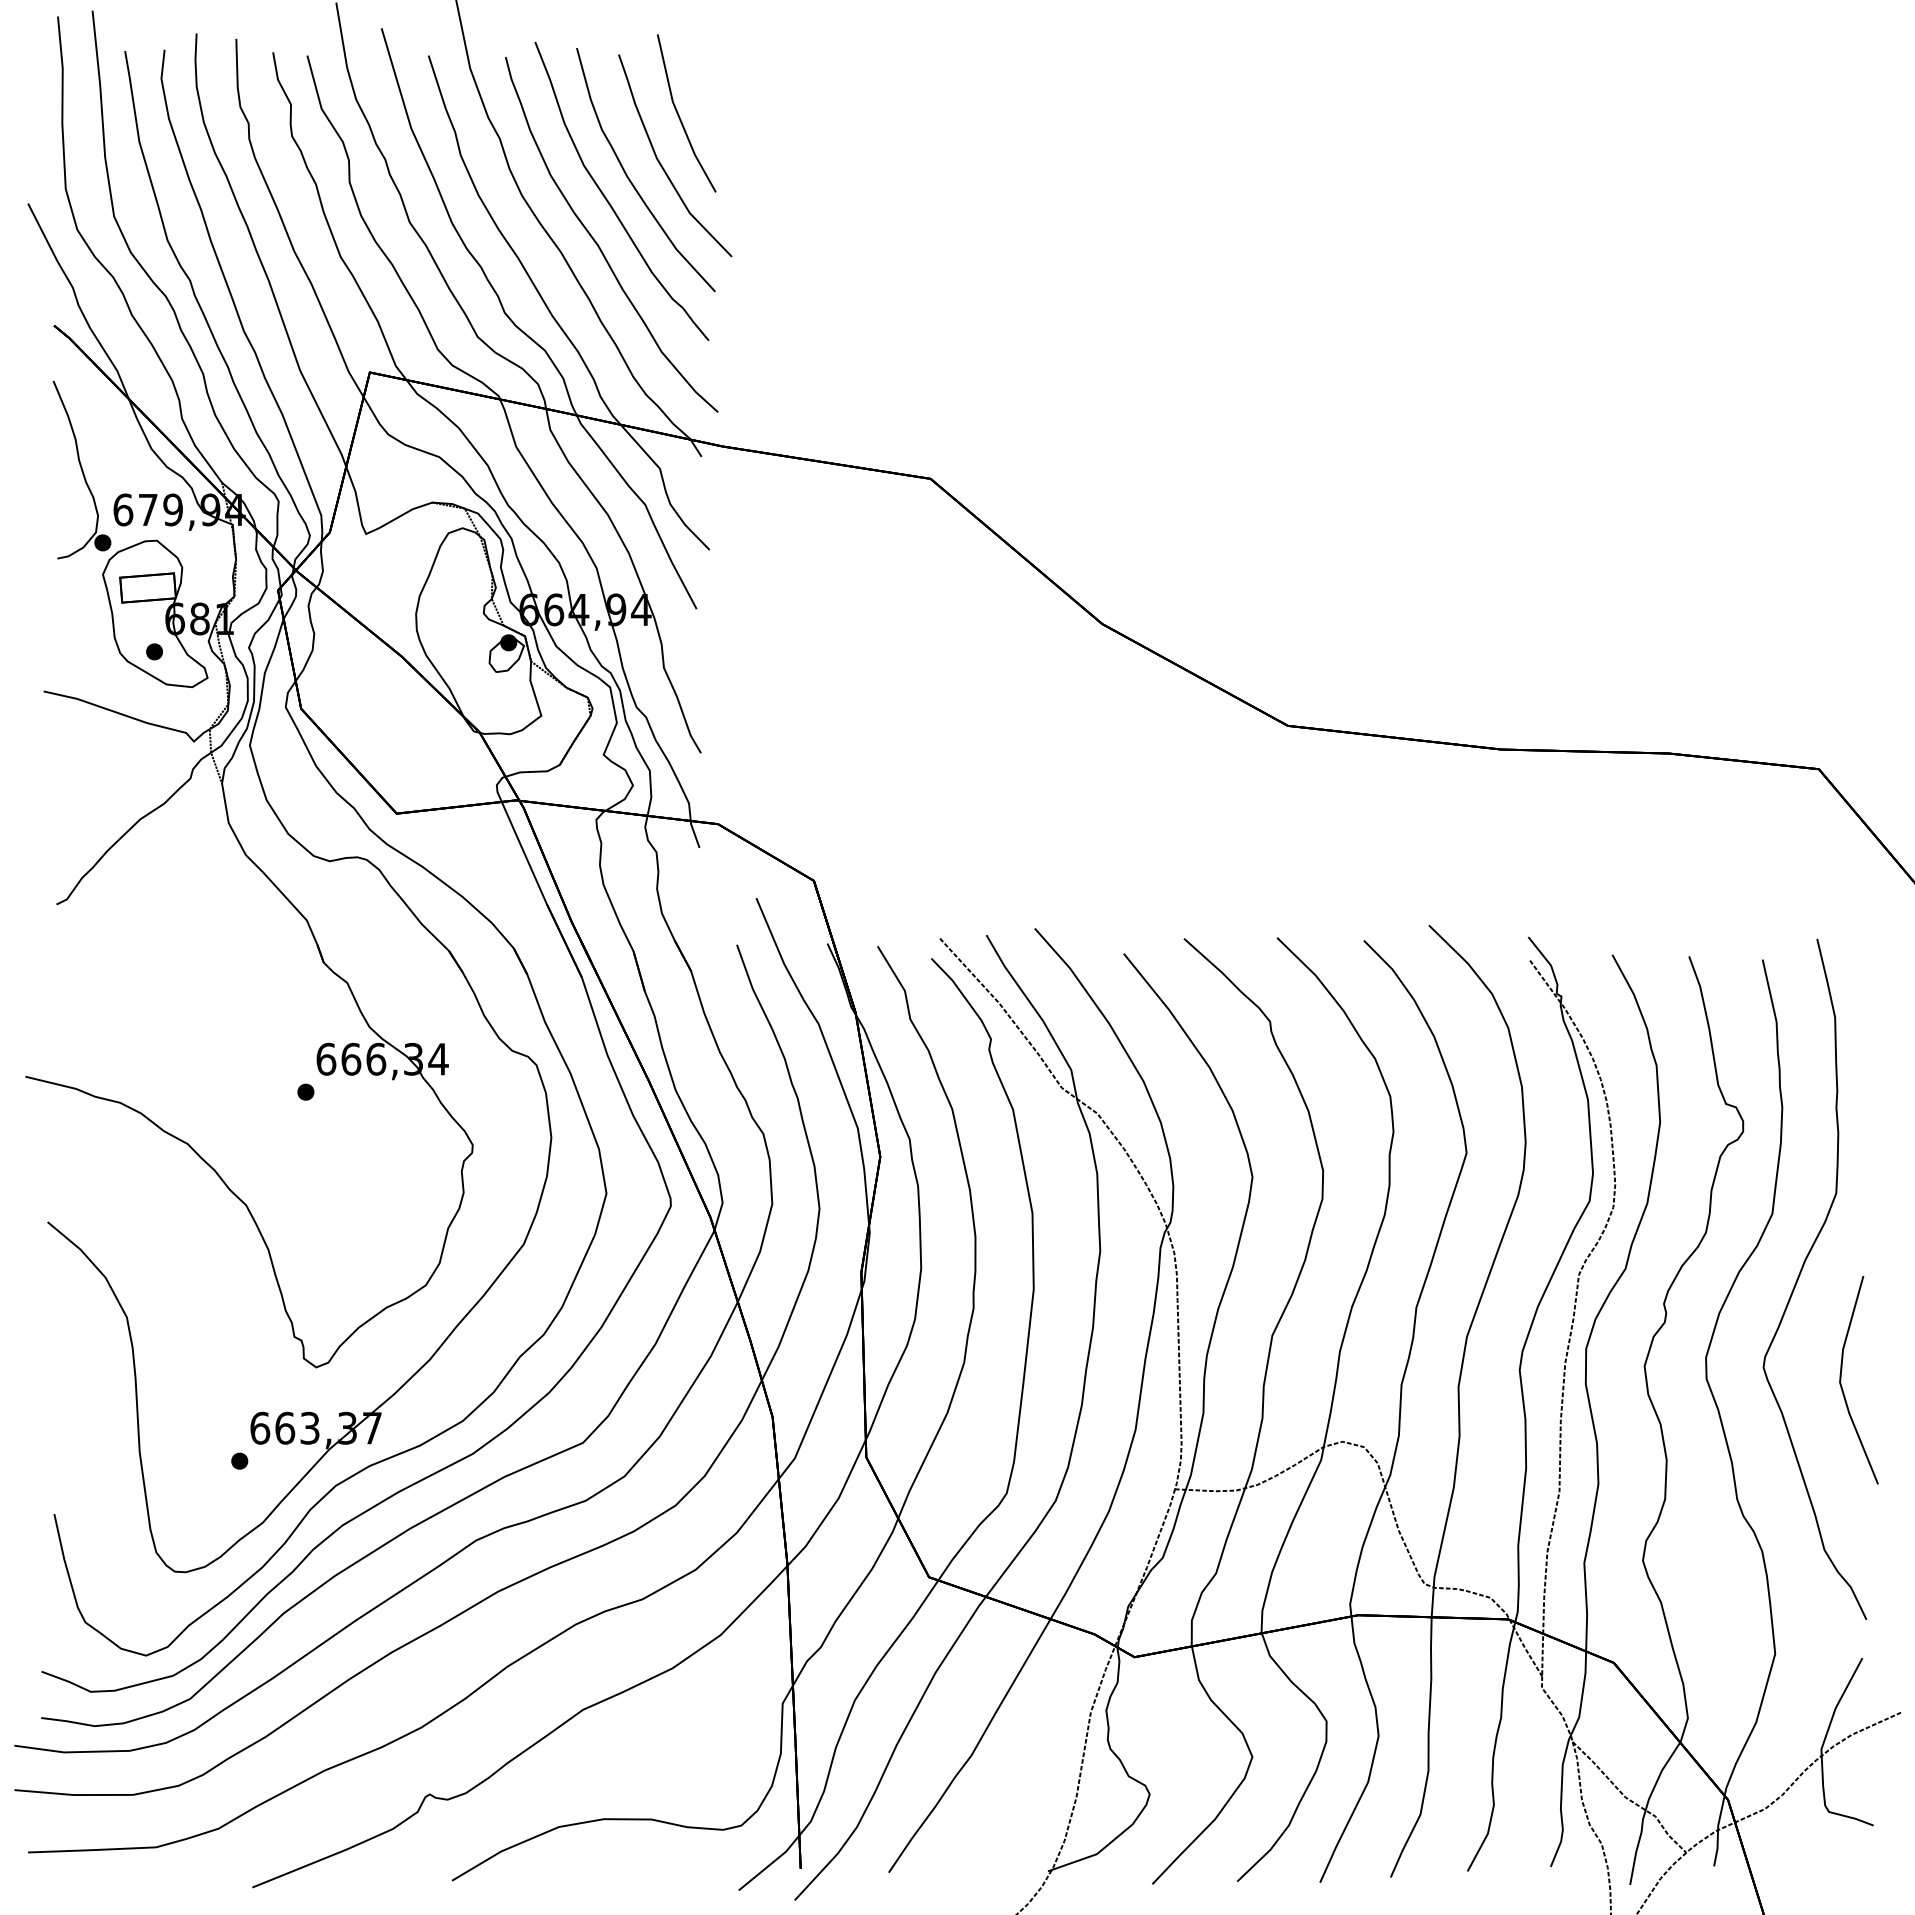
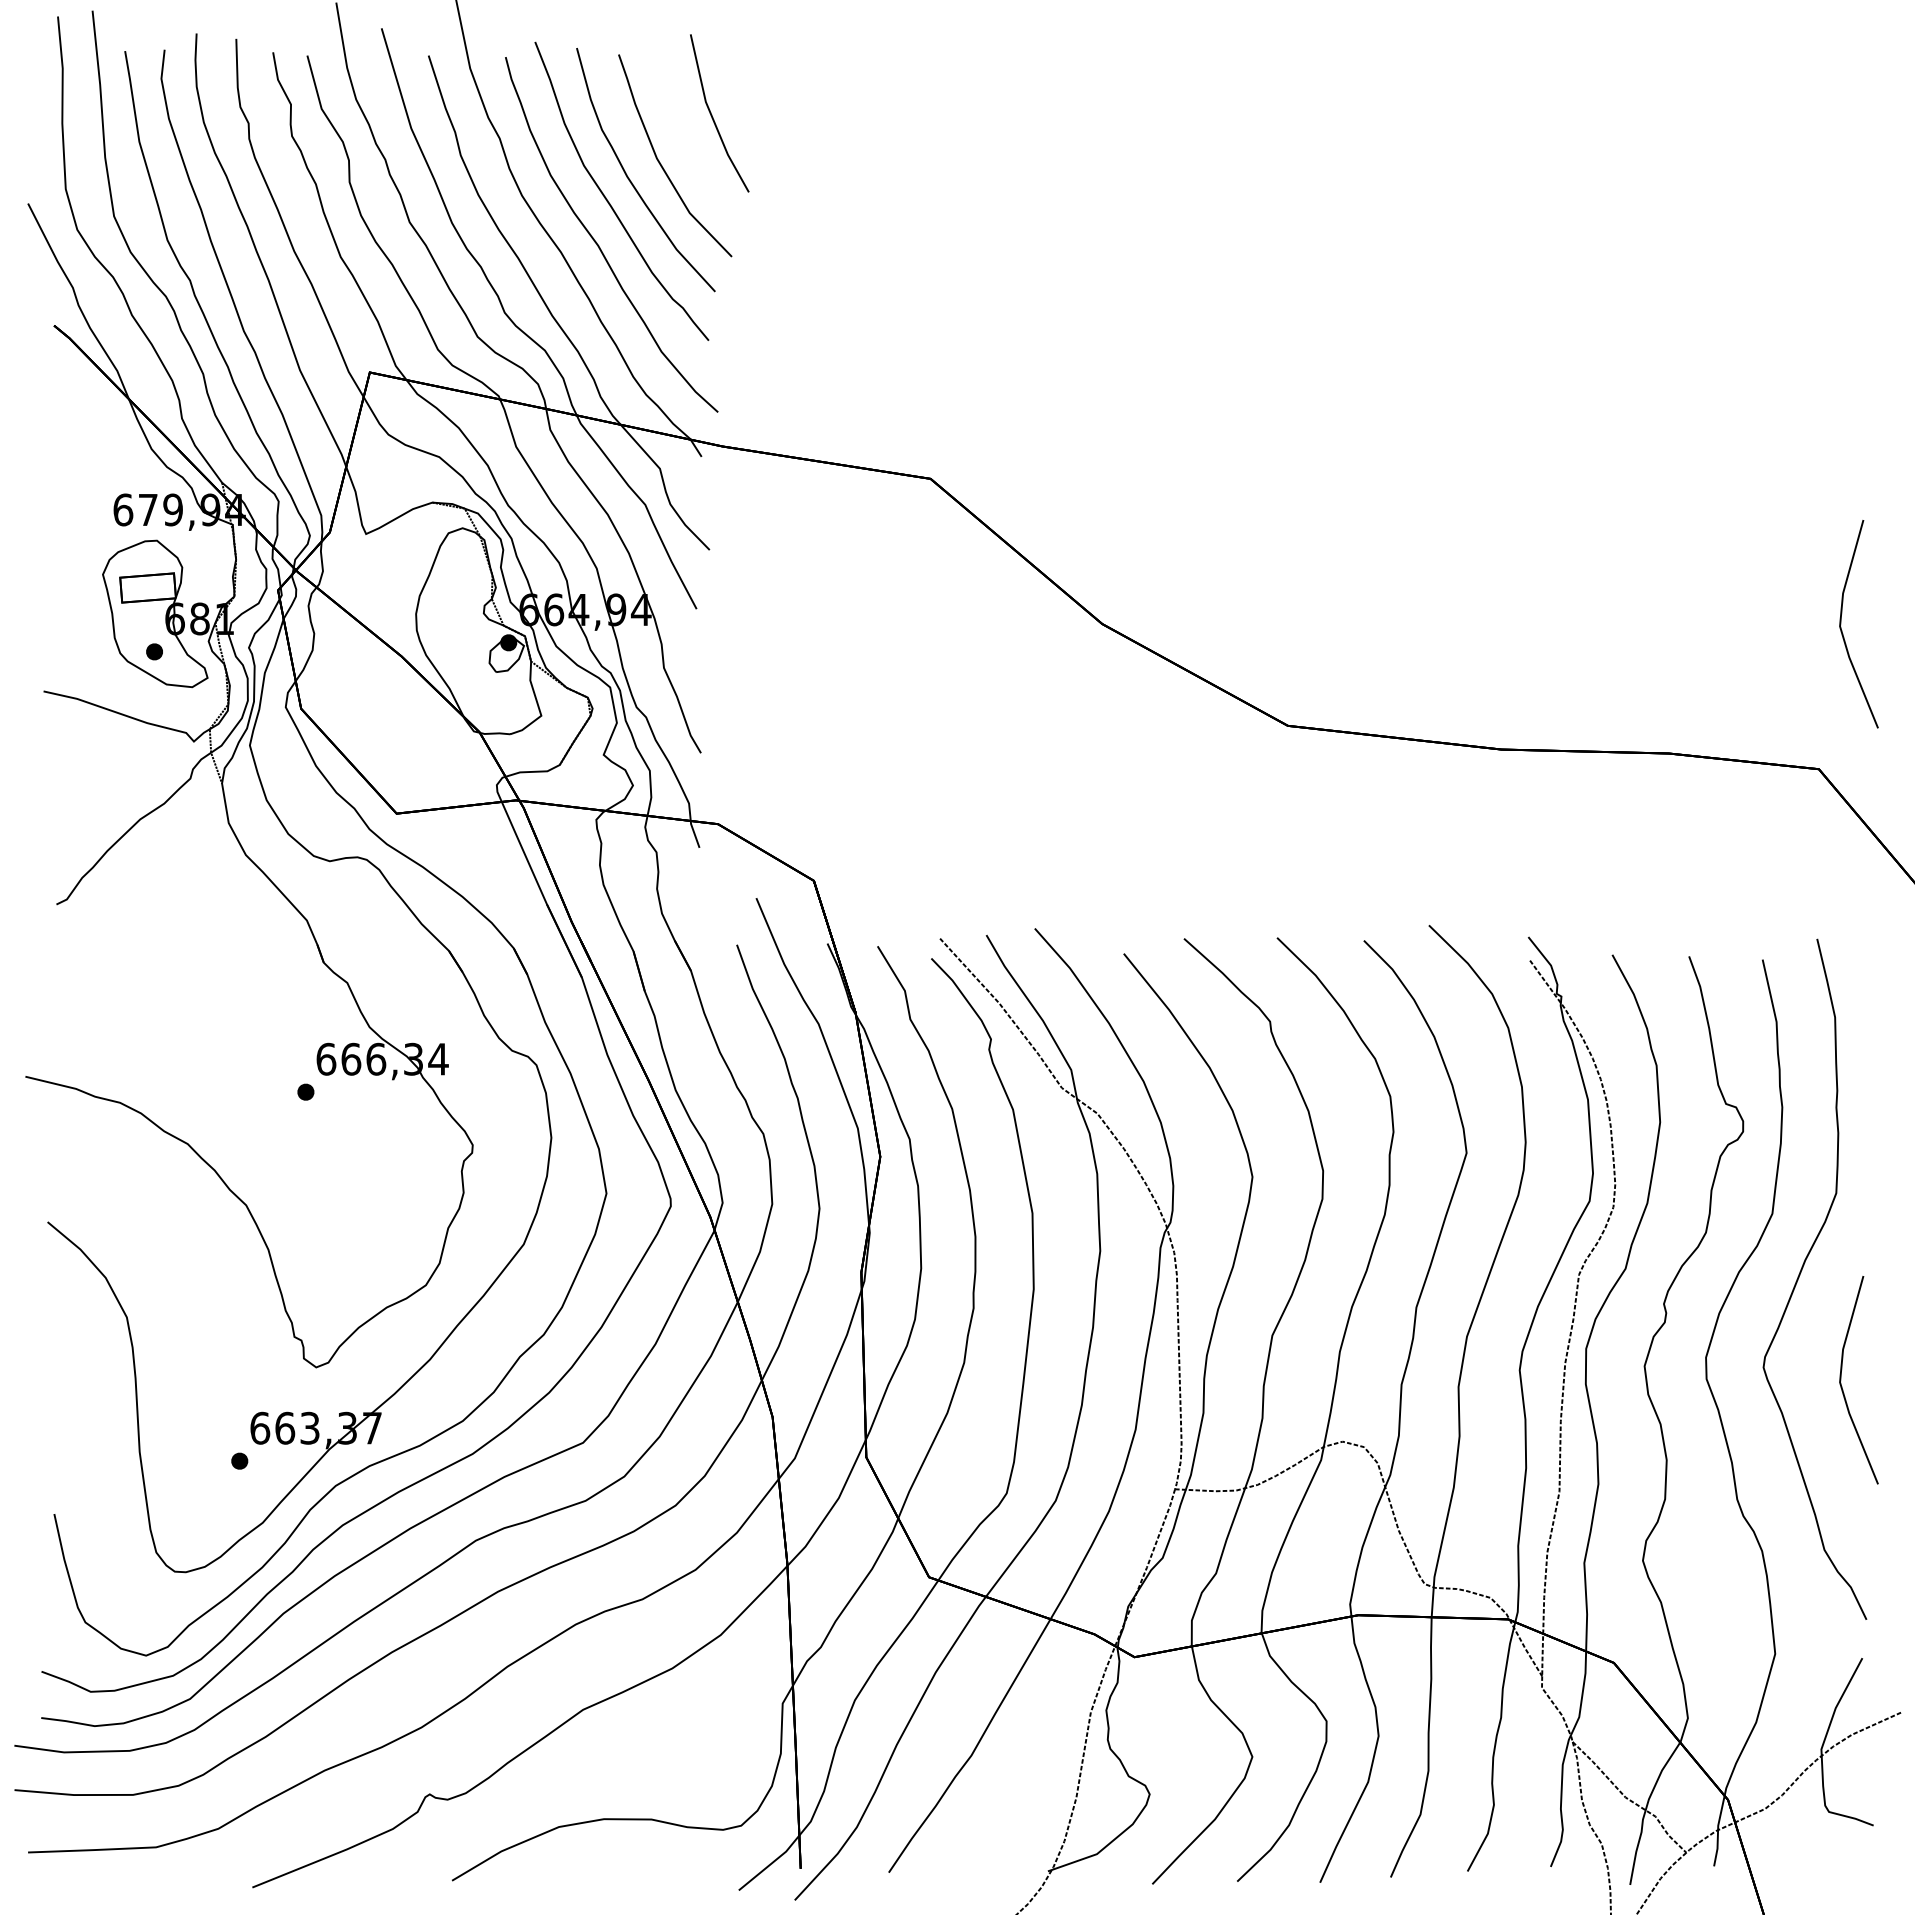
part position: (679, 114) -> (712, 114) (712, 114)
part: present -> none (81, 469)
part: none -> present (1841, 624)
